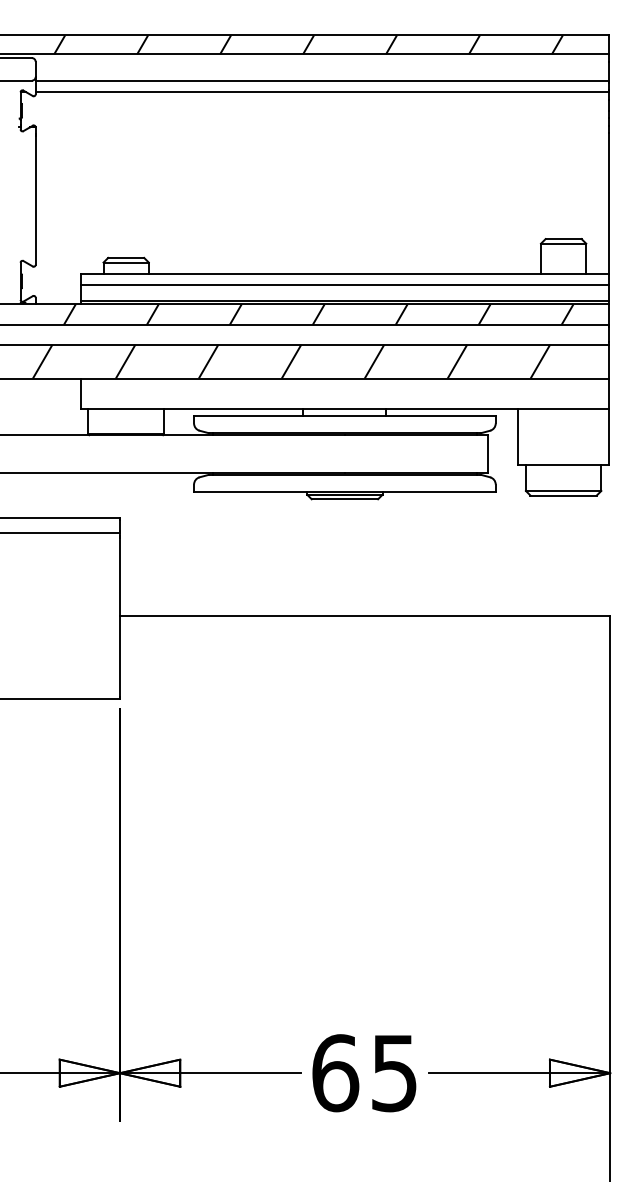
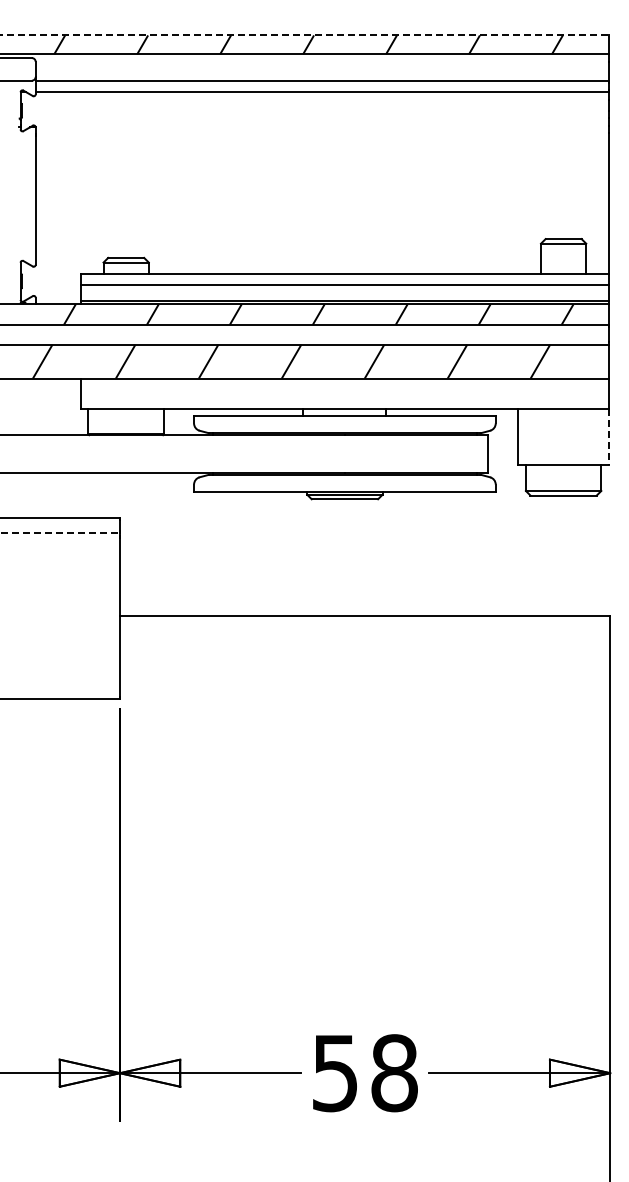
line: solid -> dashed (304, 35)
line: solid -> dashed (608, 437)
line: solid -> dashed (60, 533)
text: 65 -> 58 (364, 1073)
